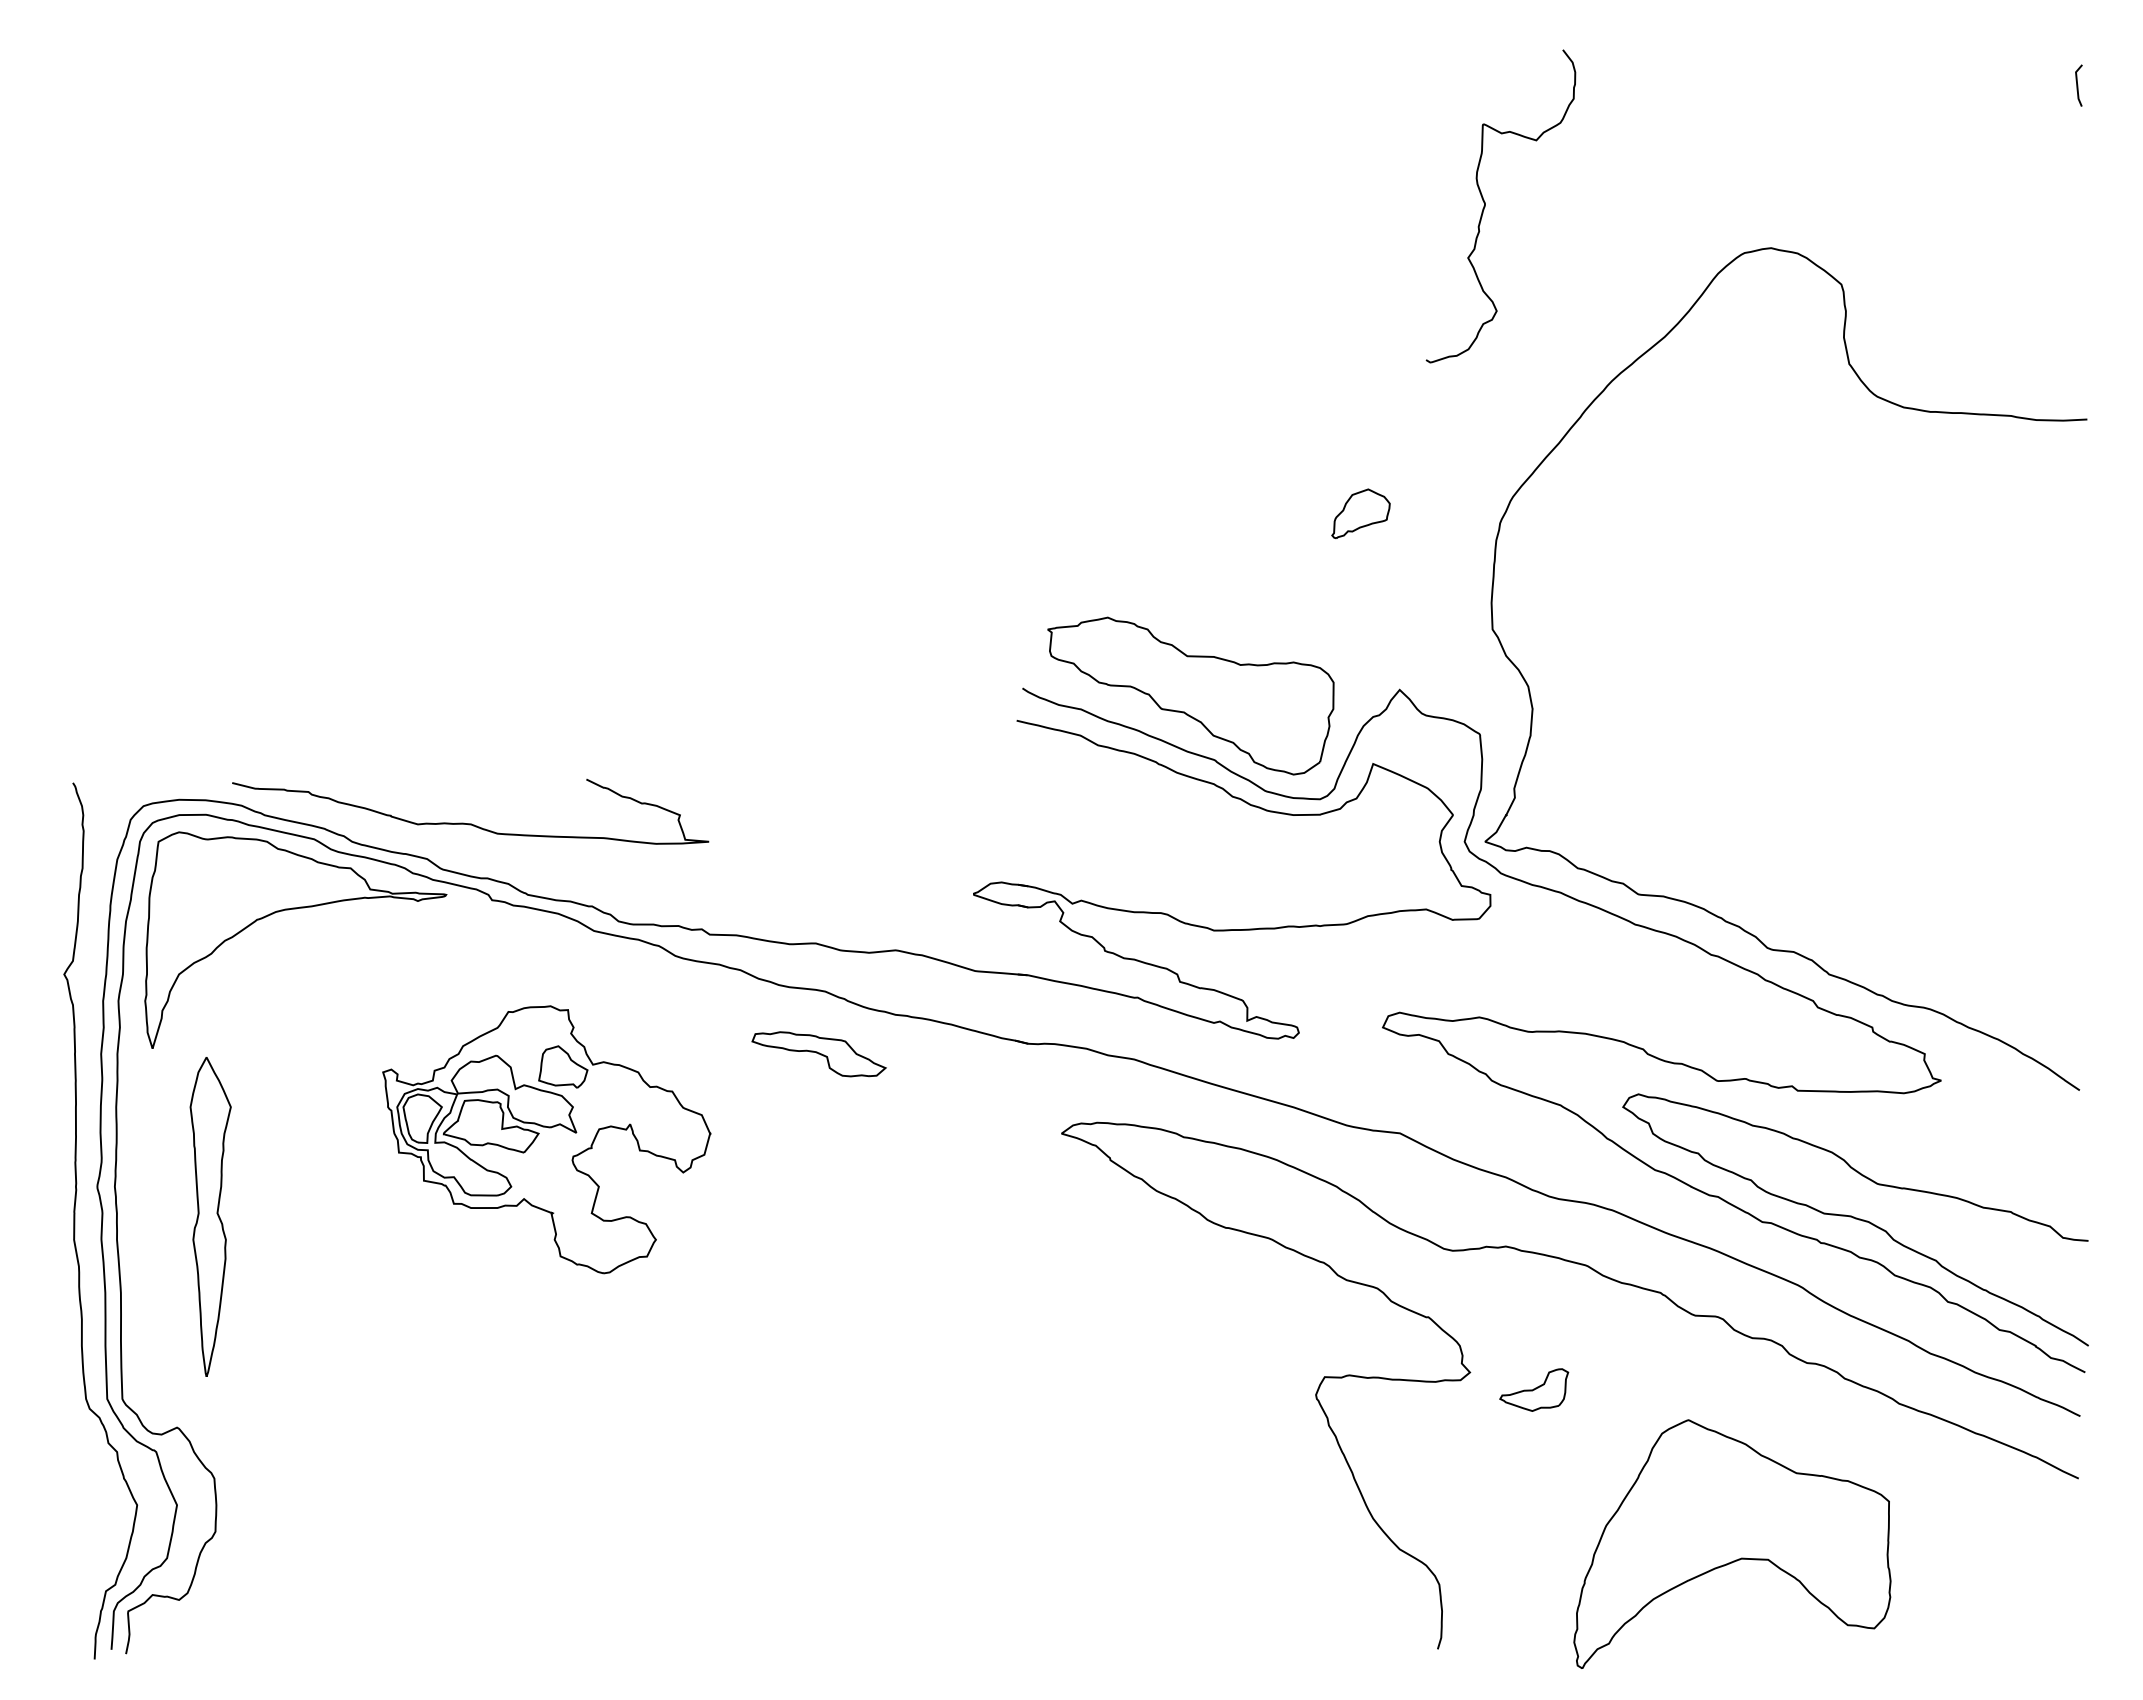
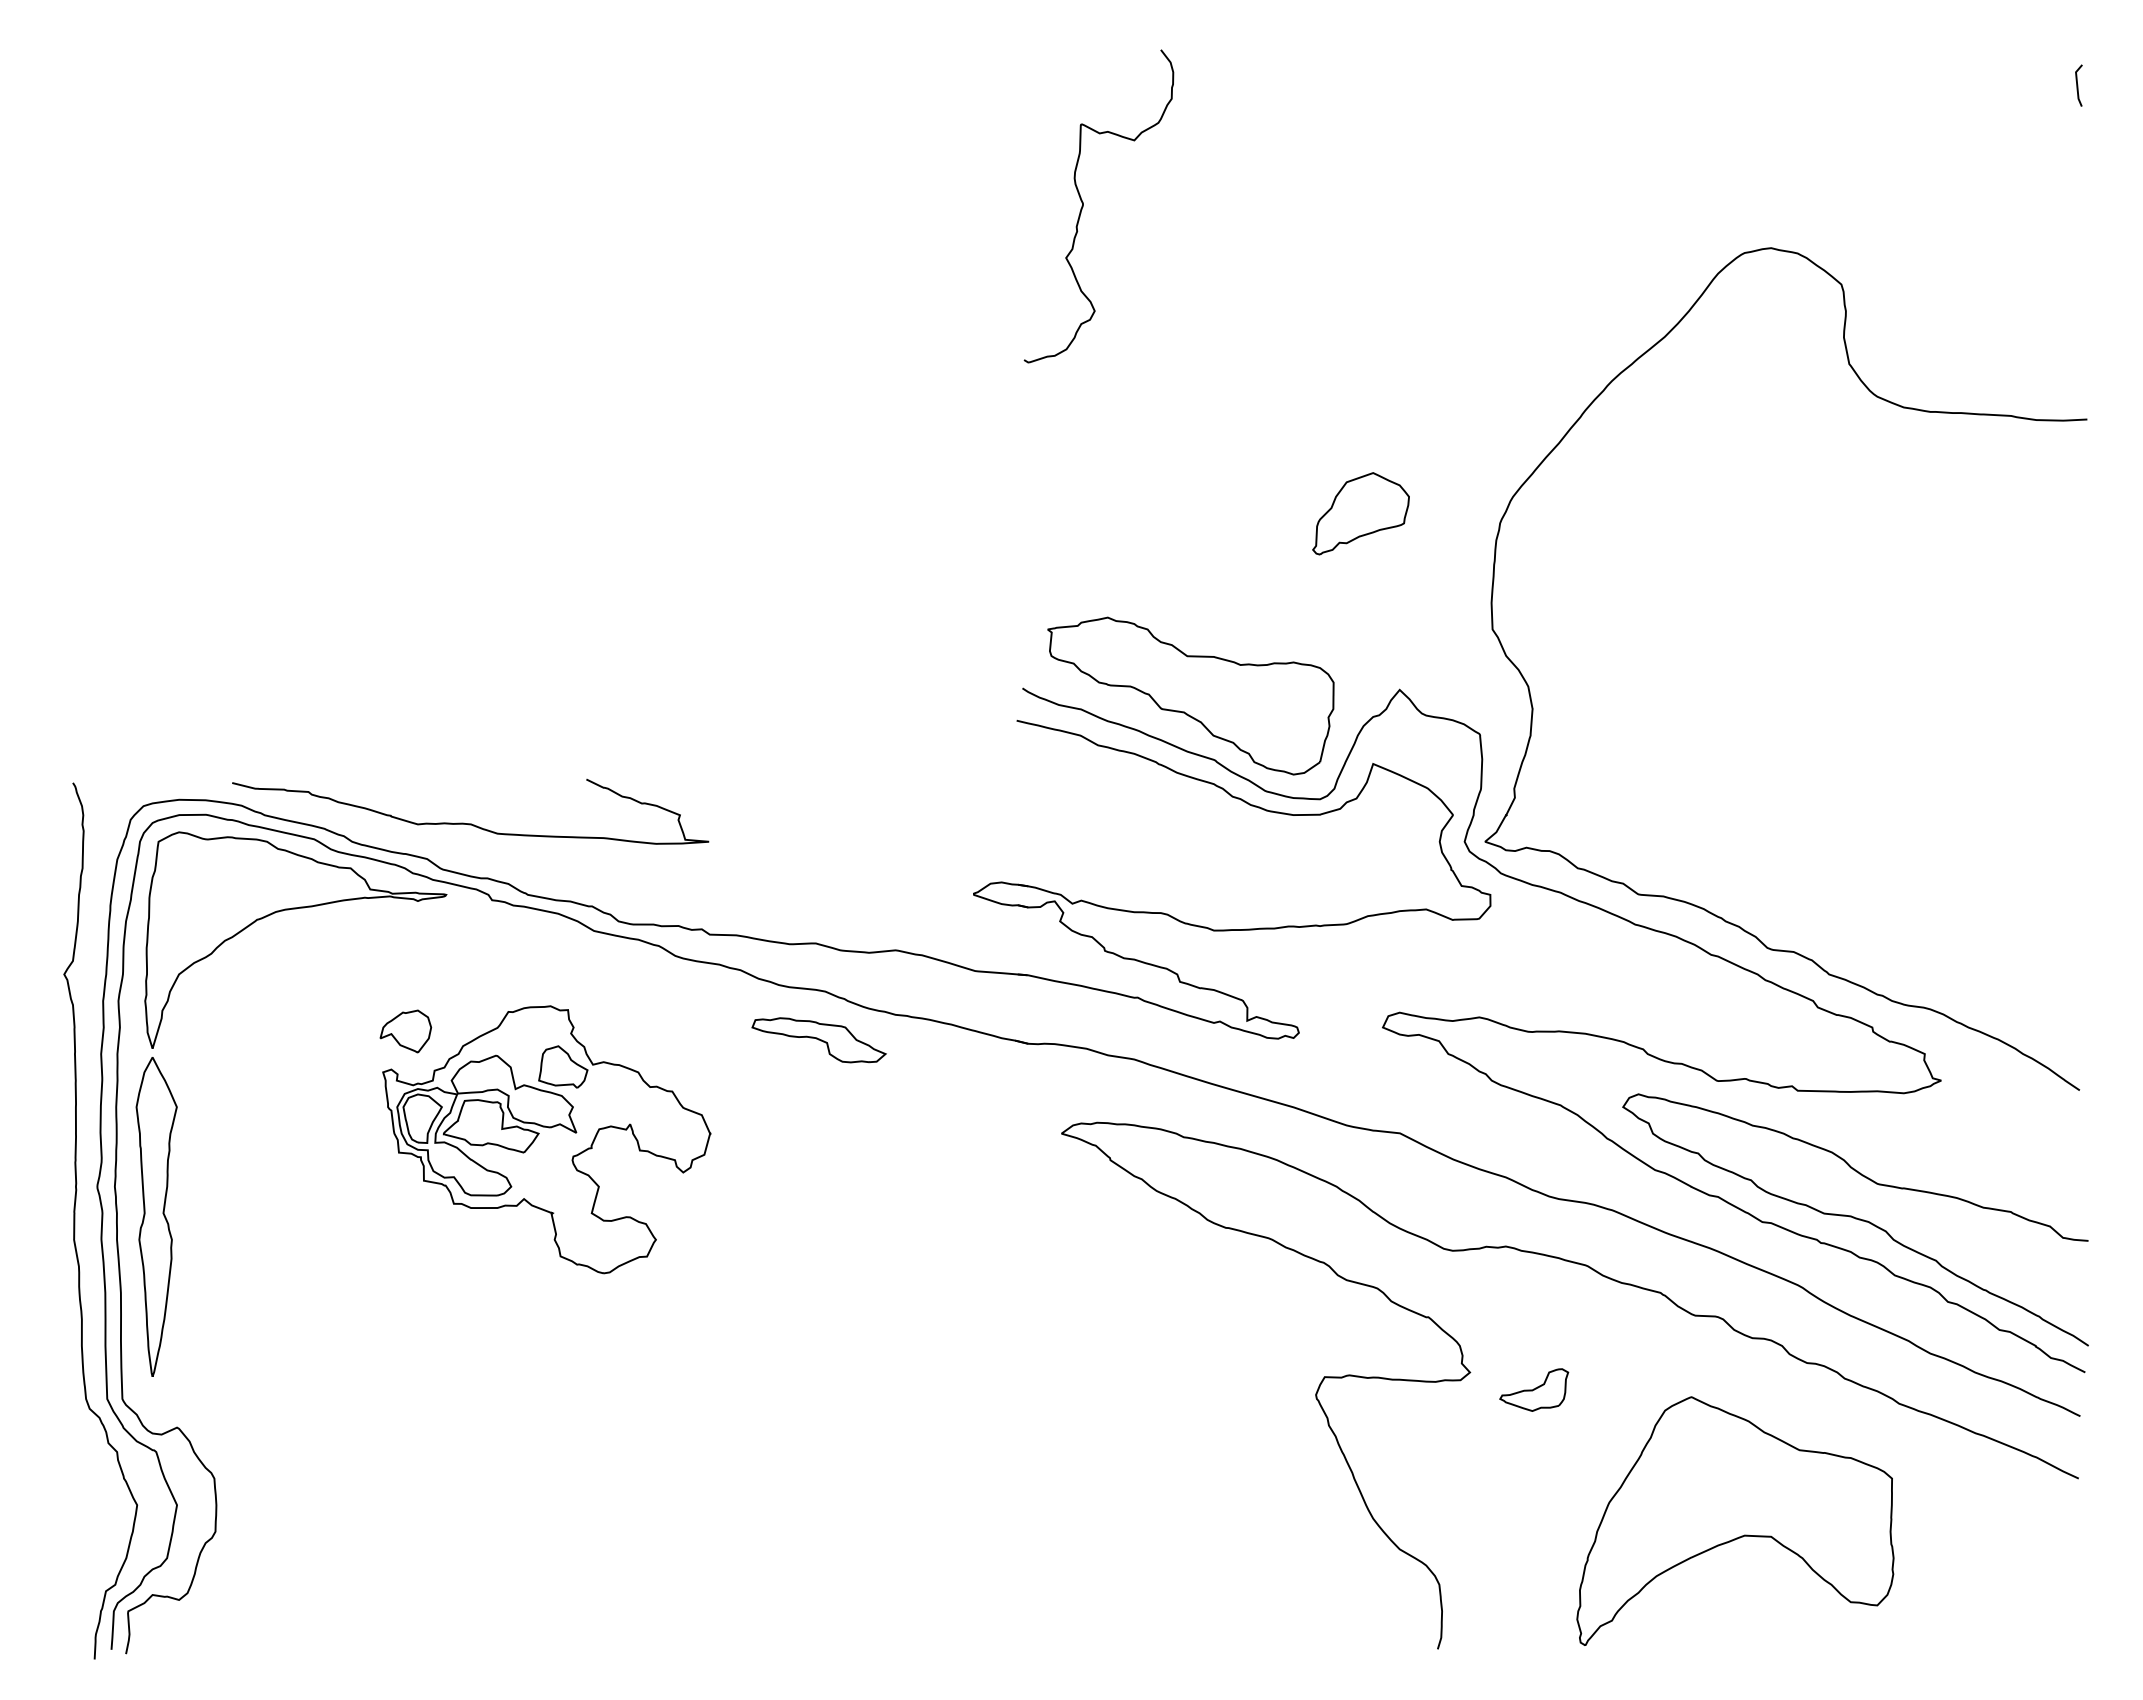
curve position: (1485, 206) -> (1083, 206) (1083, 206)
part size: 60x52 px -> 98x84 px (1360, 513)
part: none -> present (405, 1031)
part position: (818, 1054) -> (818, 1040) (818, 1040)
part position: (210, 1216) -> (156, 1216) (156, 1216)
part position: (1732, 1543) -> (1735, 1520) (1735, 1520)
